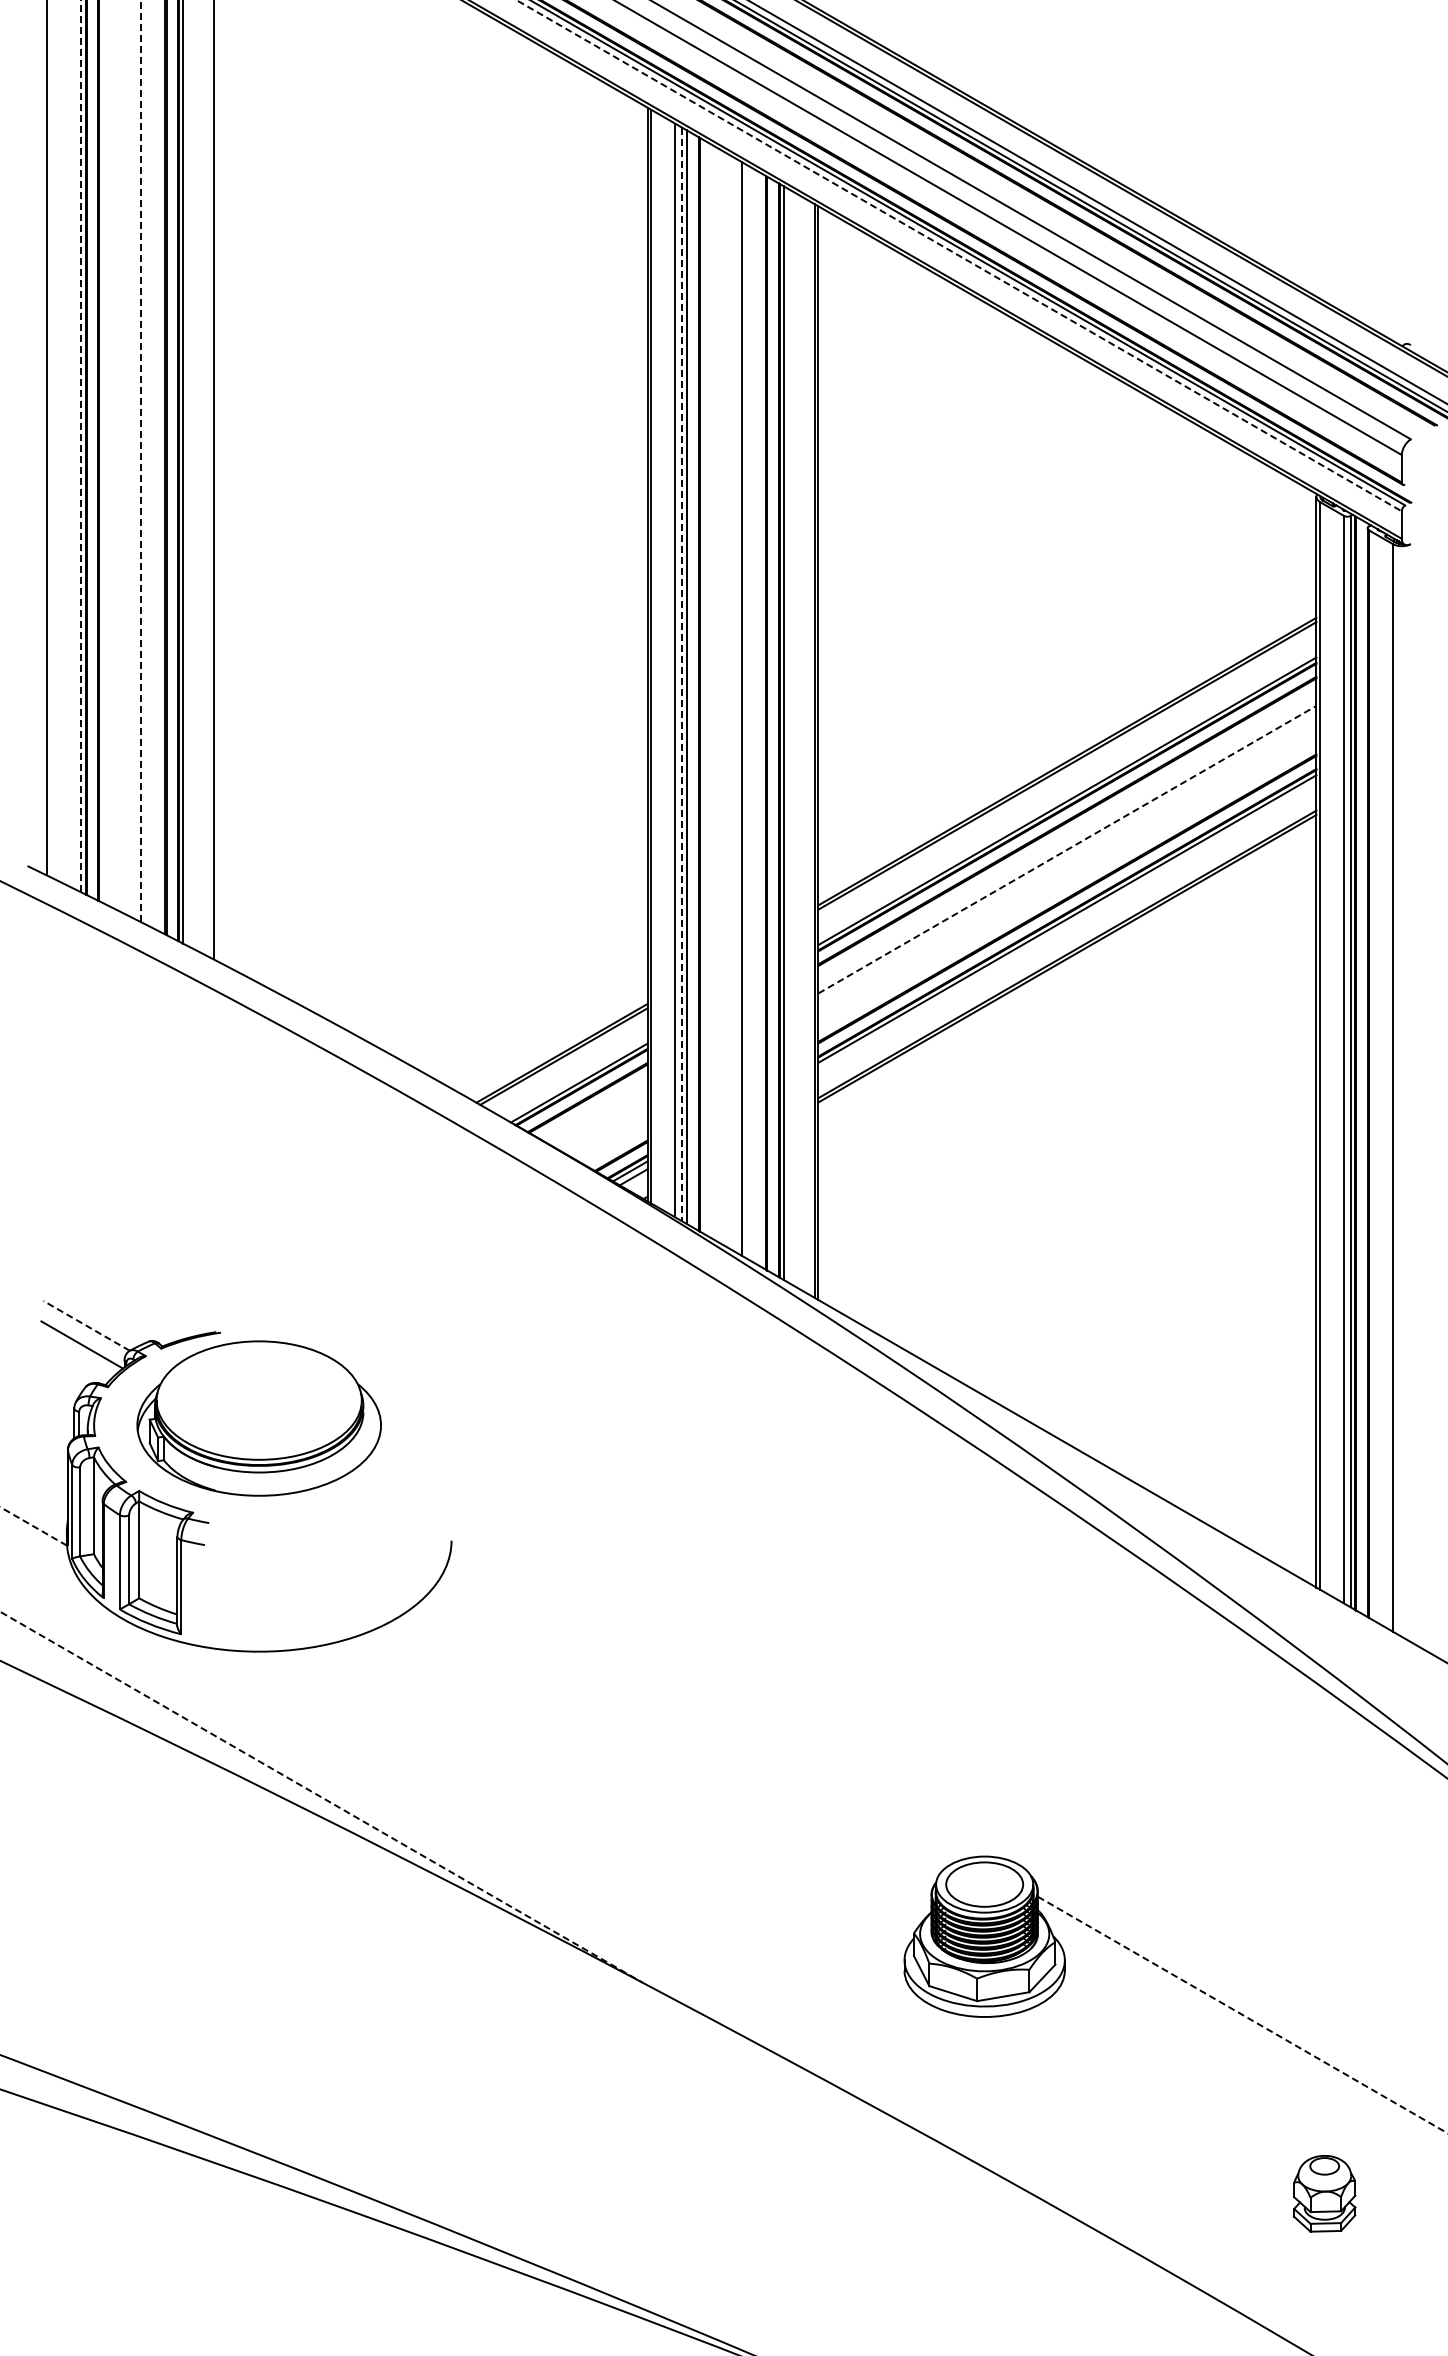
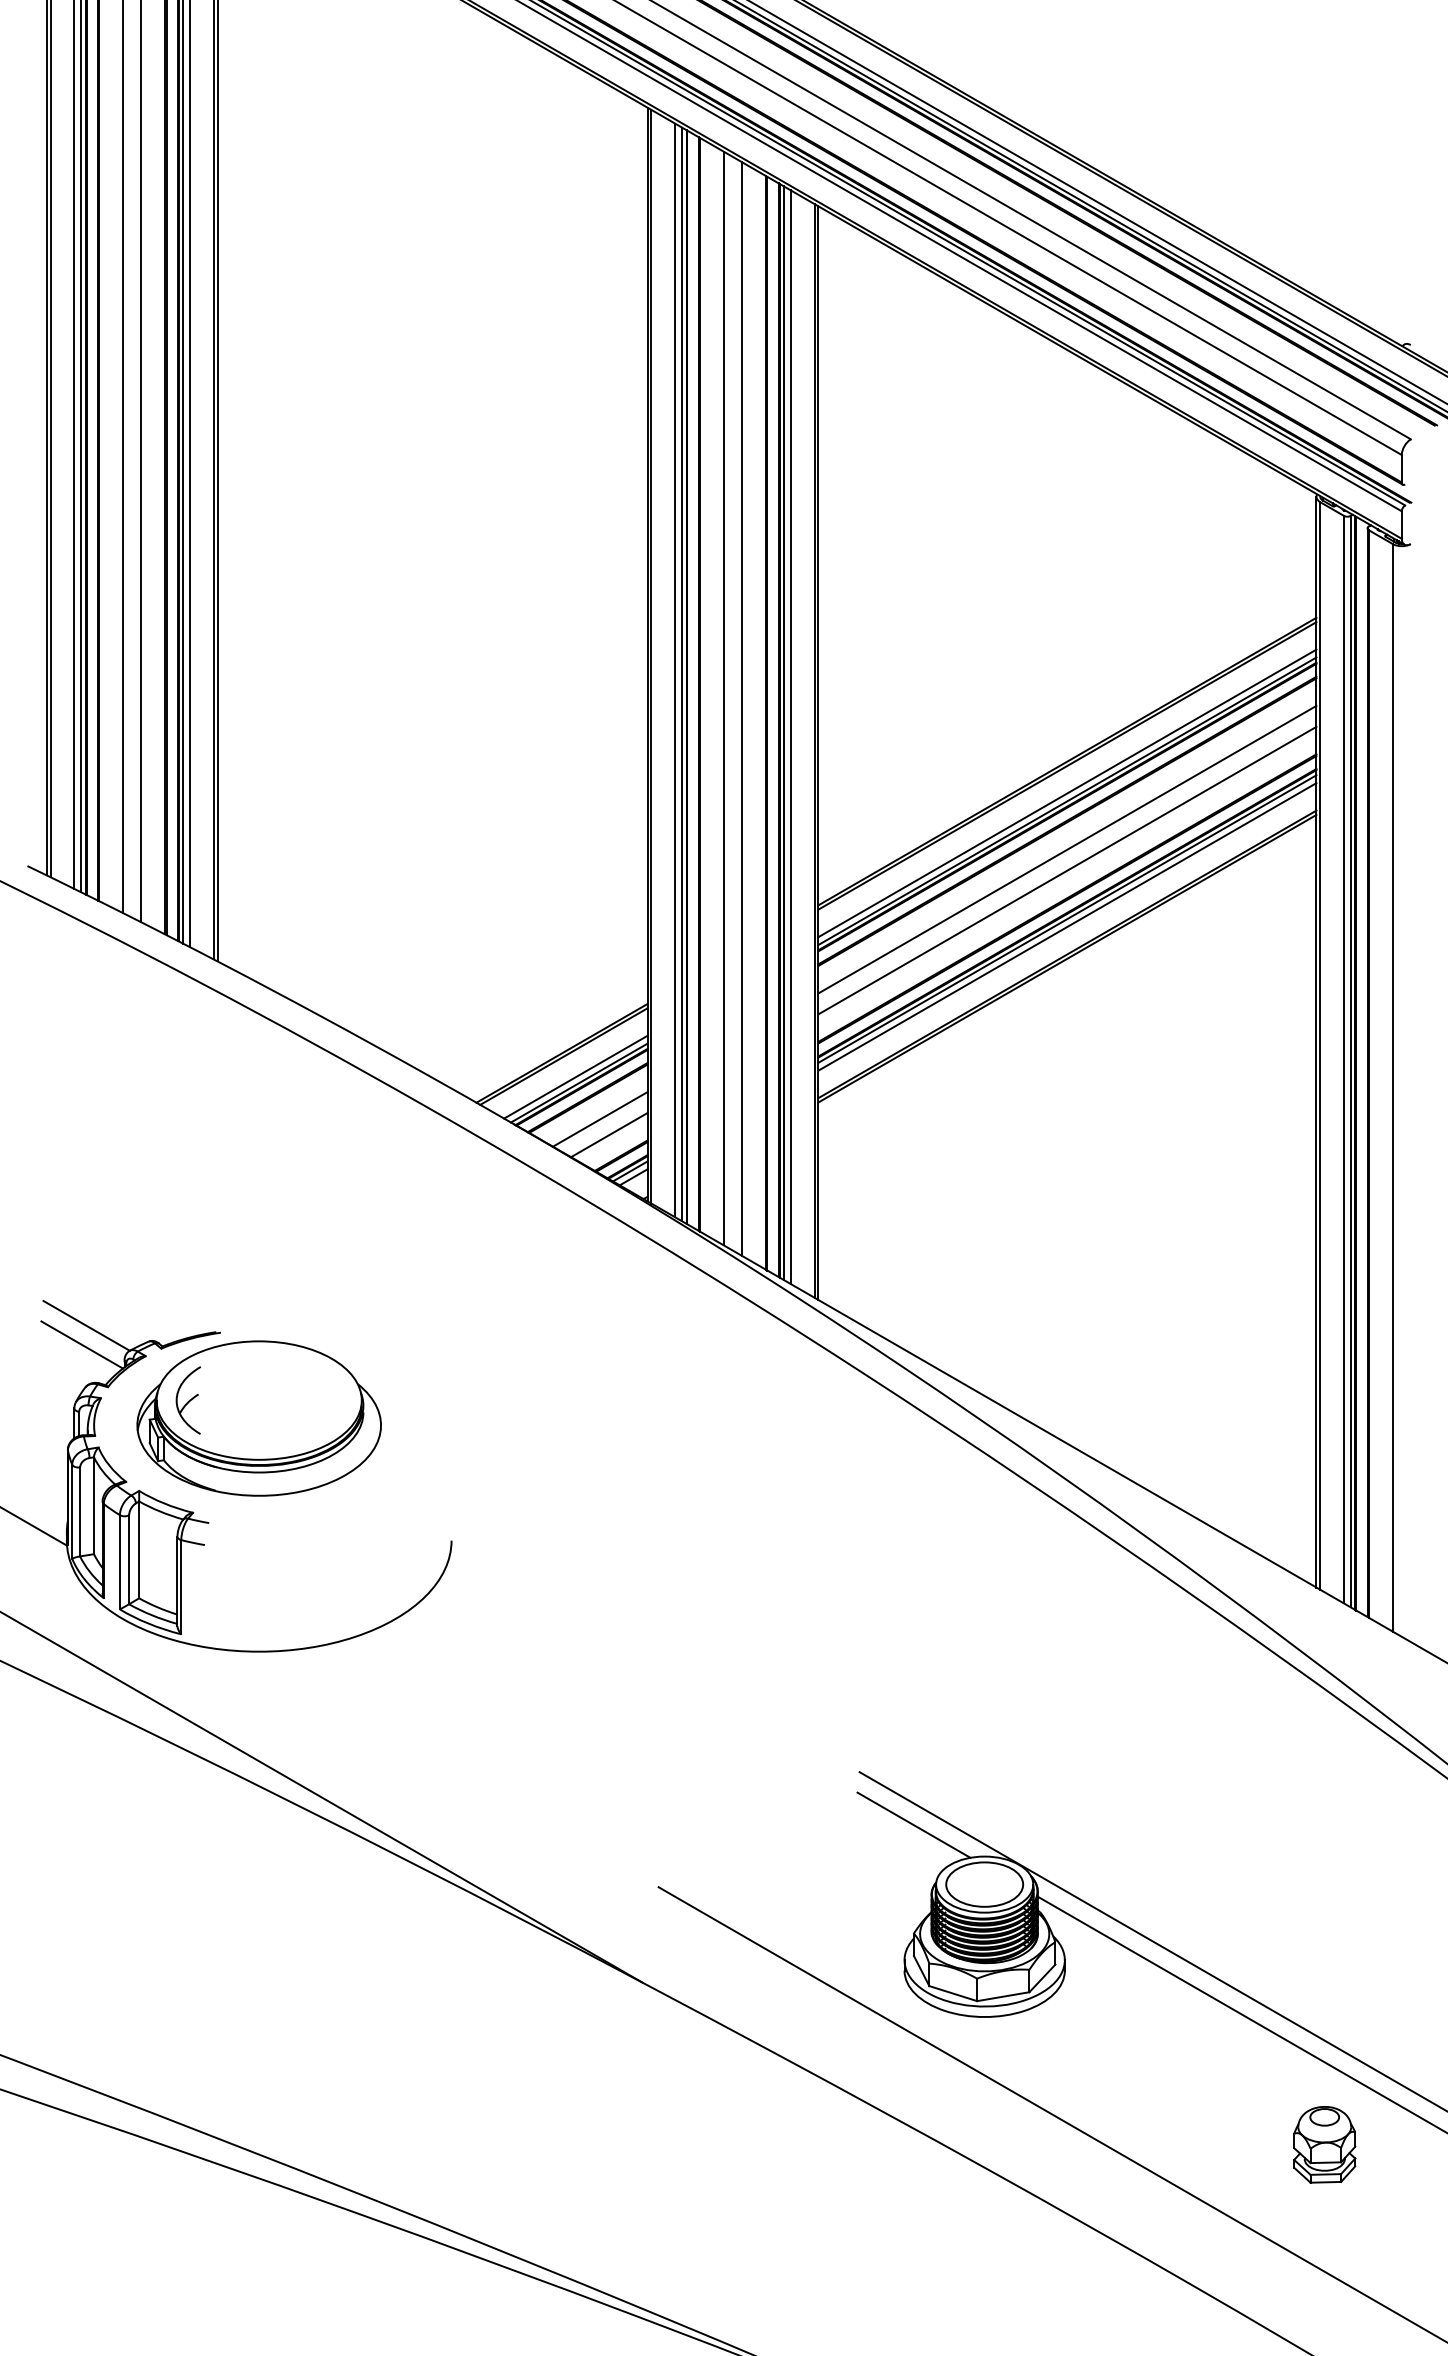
line: dashed -> solid (959, 255)
line: none -> present (50, 439)
line: none -> present (74, 445)
line: dashed -> solid (81, 446)
line: none -> present (123, 457)
line: dashed -> solid (141, 461)
line: none -> present (190, 474)
line: none -> present (217, 481)
line: dashed -> solid (682, 674)
line: none -> present (723, 698)
line: none -> present (790, 737)
line: none -> present (1067, 793)
line: dashed -> solid (1067, 849)
line: none -> present (1067, 870)
line: none -> present (1067, 926)
line: none -> present (575, 1076)
line: none -> present (599, 1119)
line: none -> present (609, 1134)
line: dashed -> solid (86, 1325)
part: none -> present (188, 1400)
line: dashed -> solid (33, 1526)
line: dashed -> solid (321, 1797)
line: none -> present (913, 1824)
line: none -> present (1151, 1940)
line: dashed -> solid (1243, 2015)
line: none -> present (1051, 2114)
part position: (1324, 2193) -> (1324, 2144) (1324, 2144)
